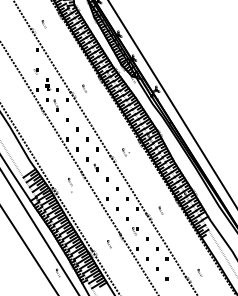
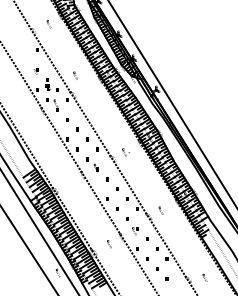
part position: (43, 24) -> (48, 24) (48, 24)
part position: (84, 88) -> (75, 75) (75, 75)
part: present -> none (70, 184)
part position: (199, 272) -> (204, 277) (204, 277)
